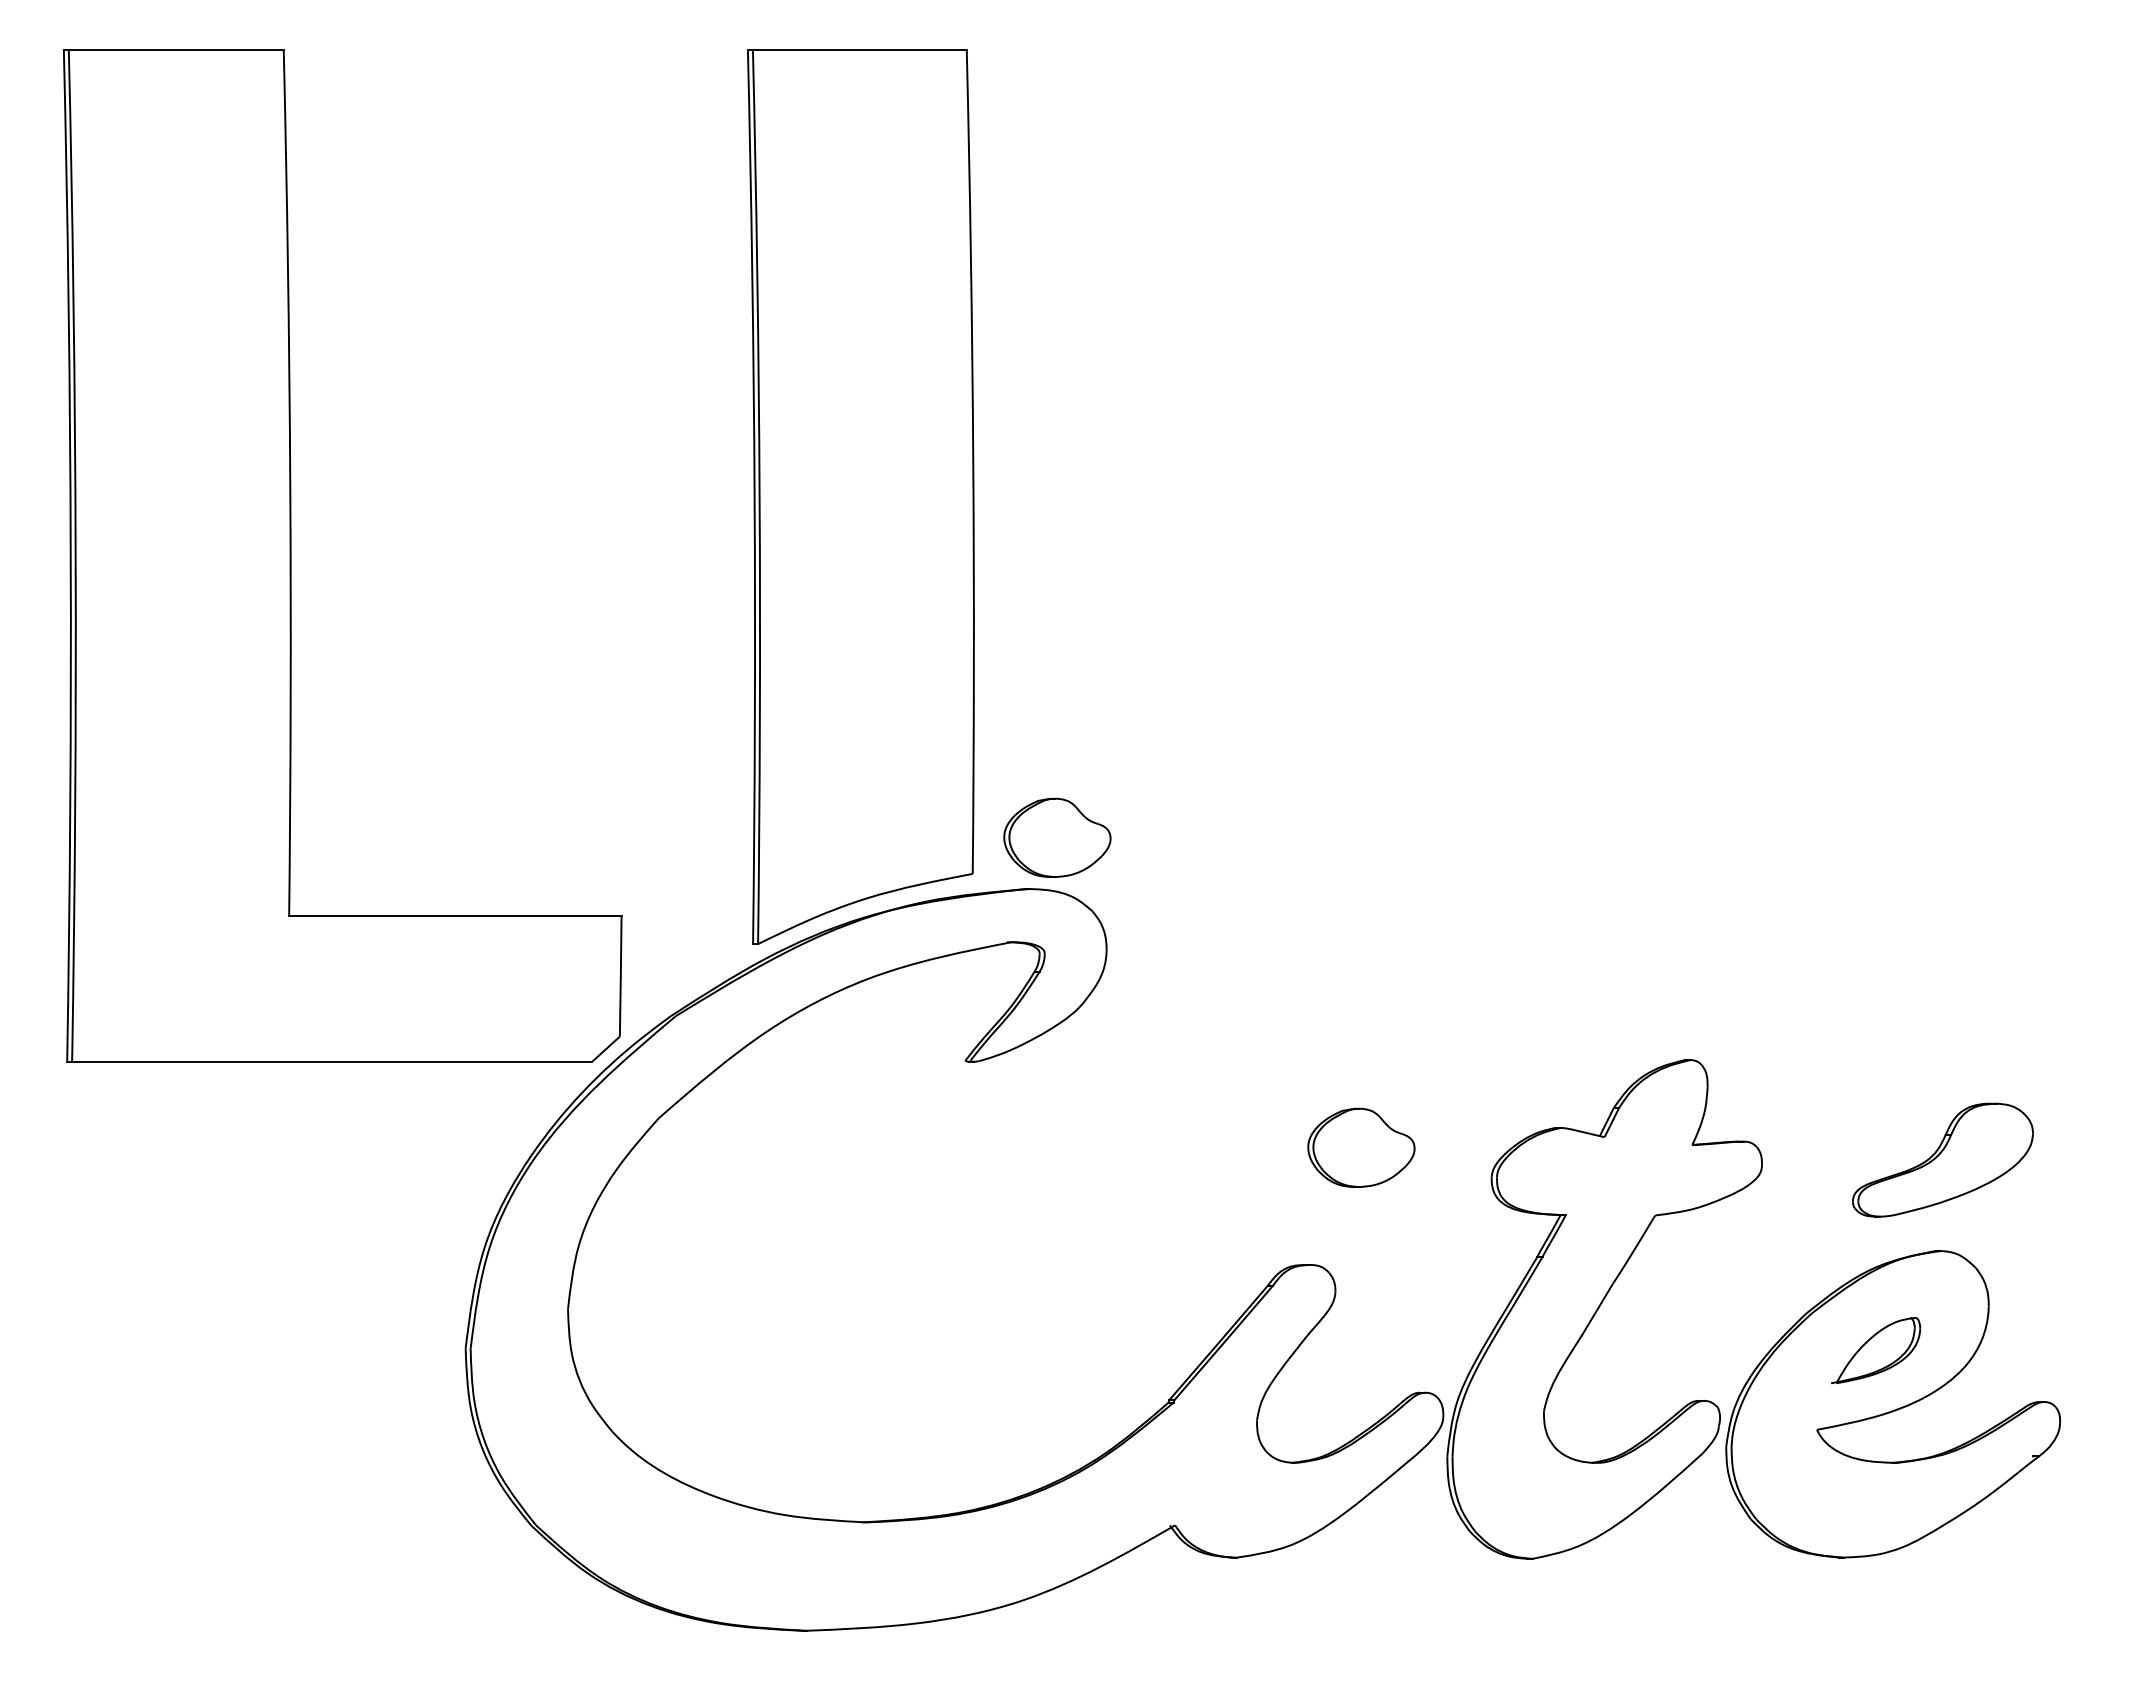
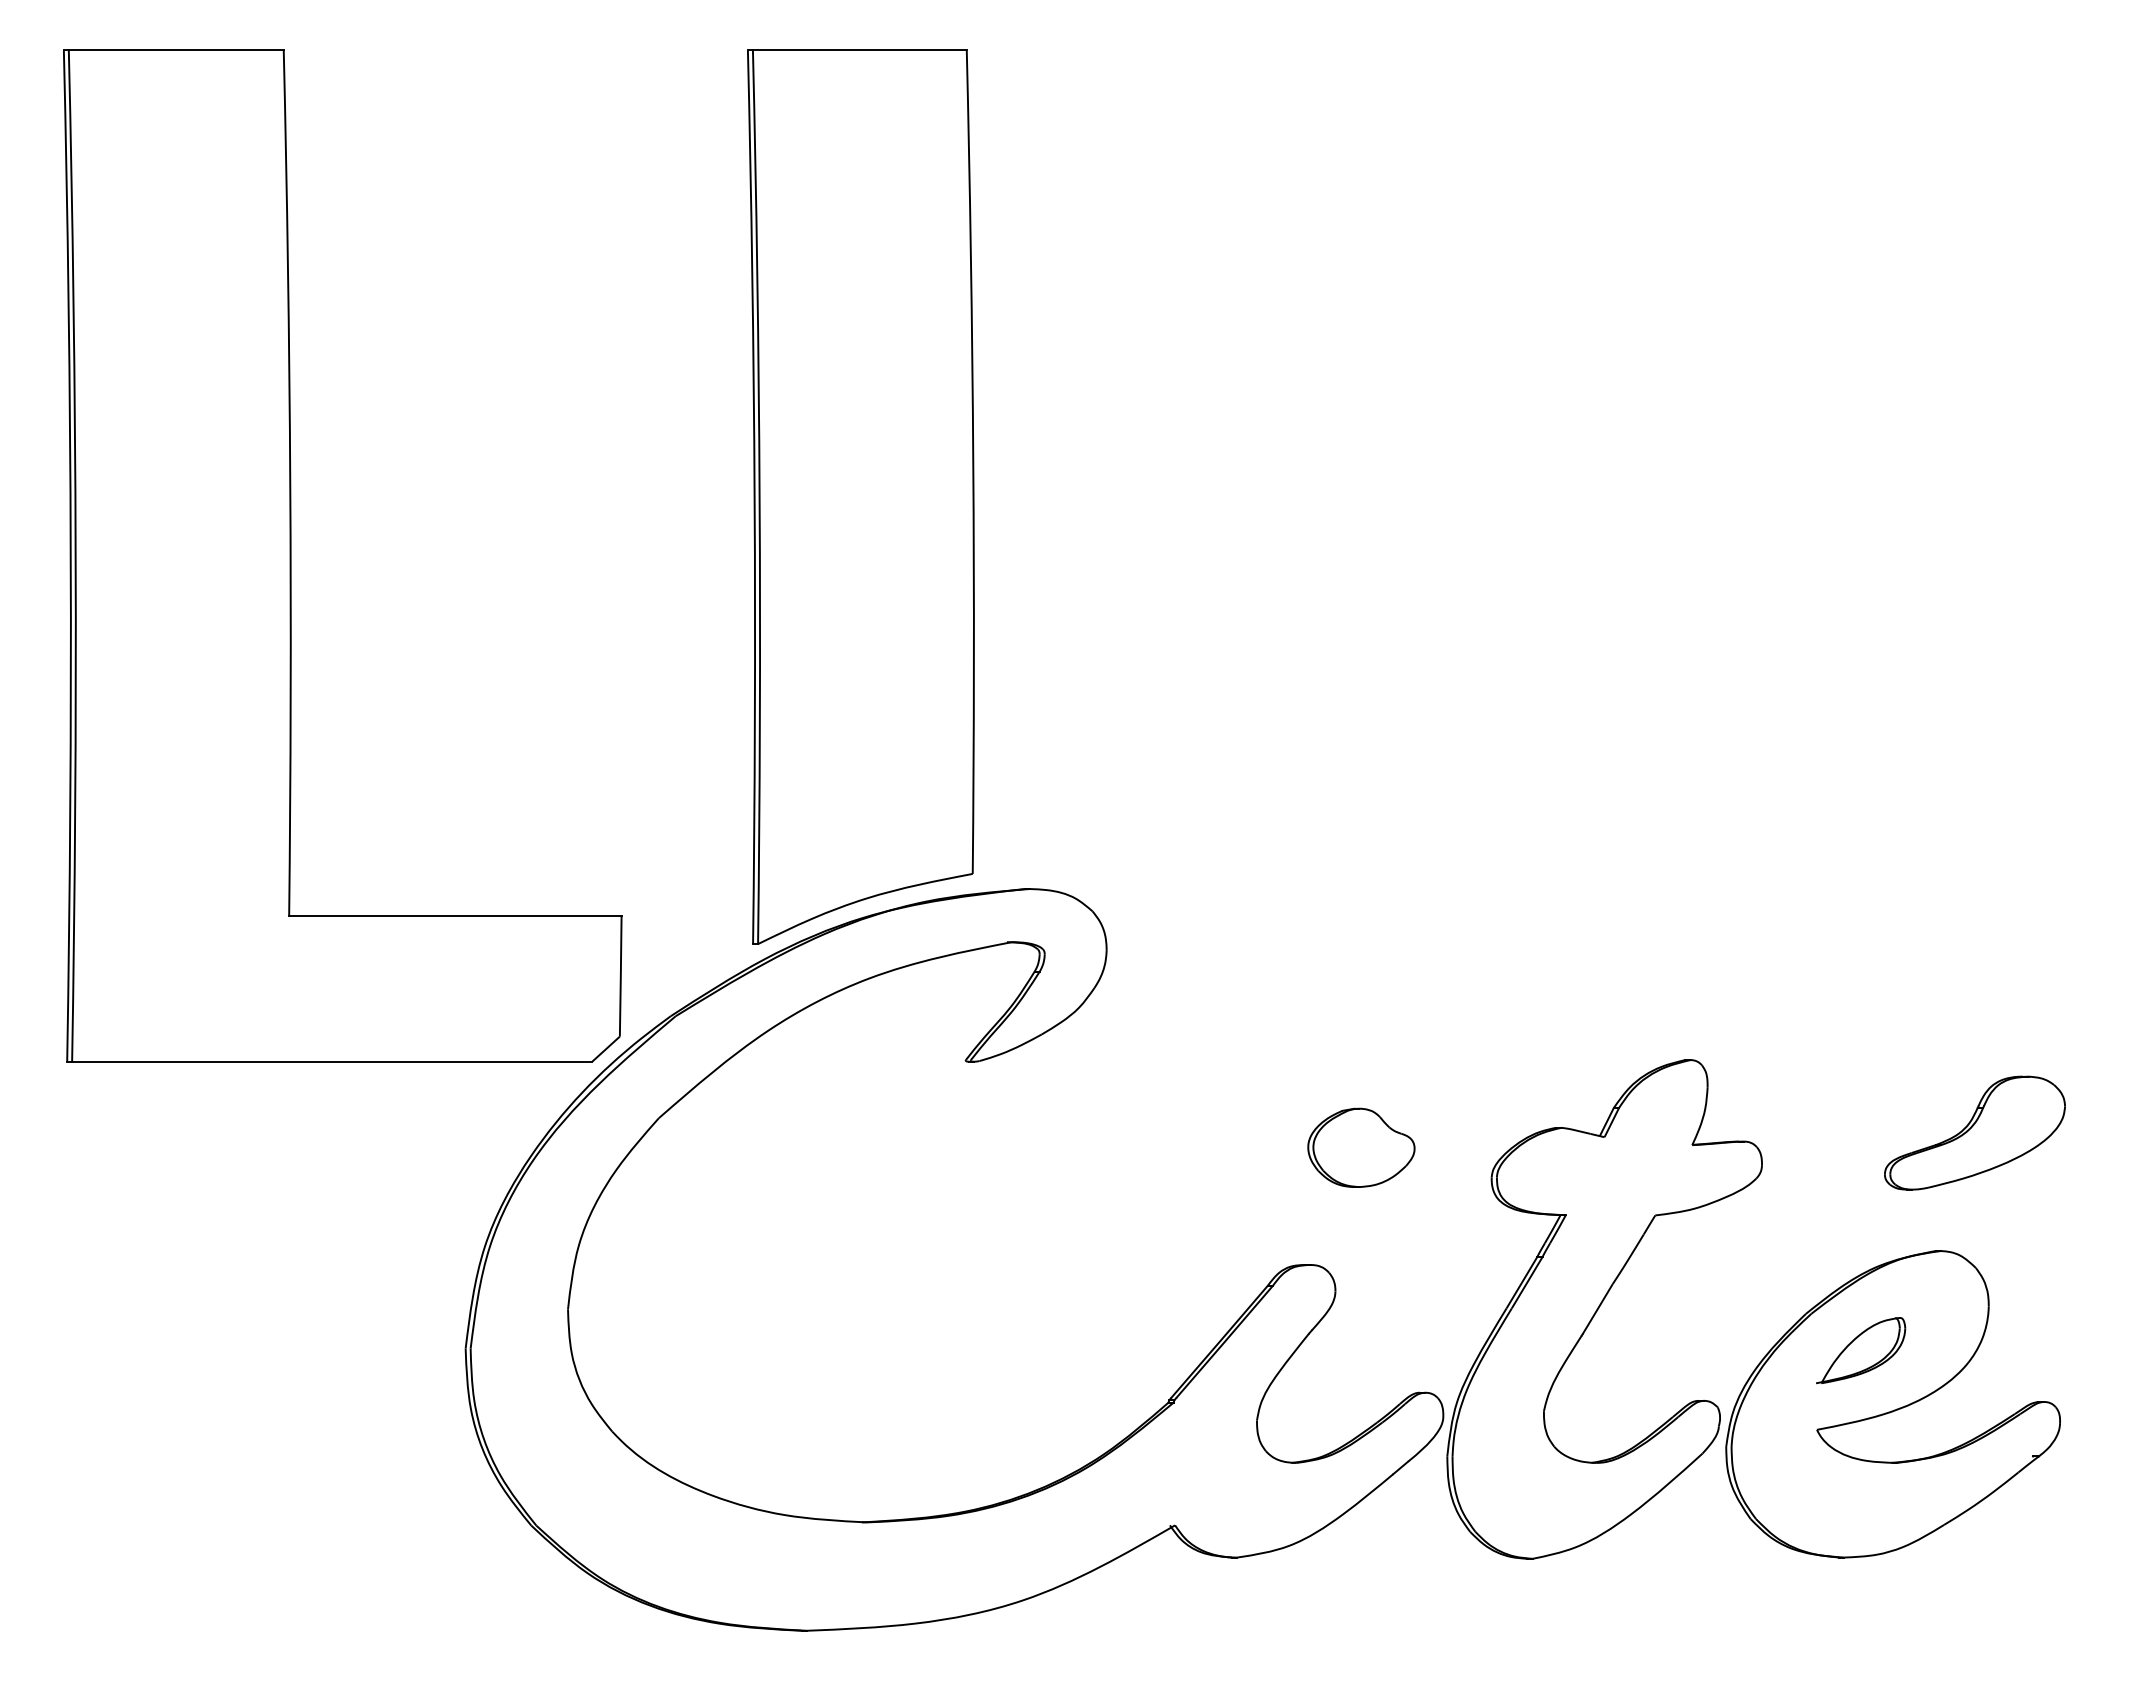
part: present -> none (1057, 837)
part position: (1942, 1159) -> (1974, 1132) (1974, 1132)
part position: (1876, 1350) -> (1861, 1350) (1861, 1350)
